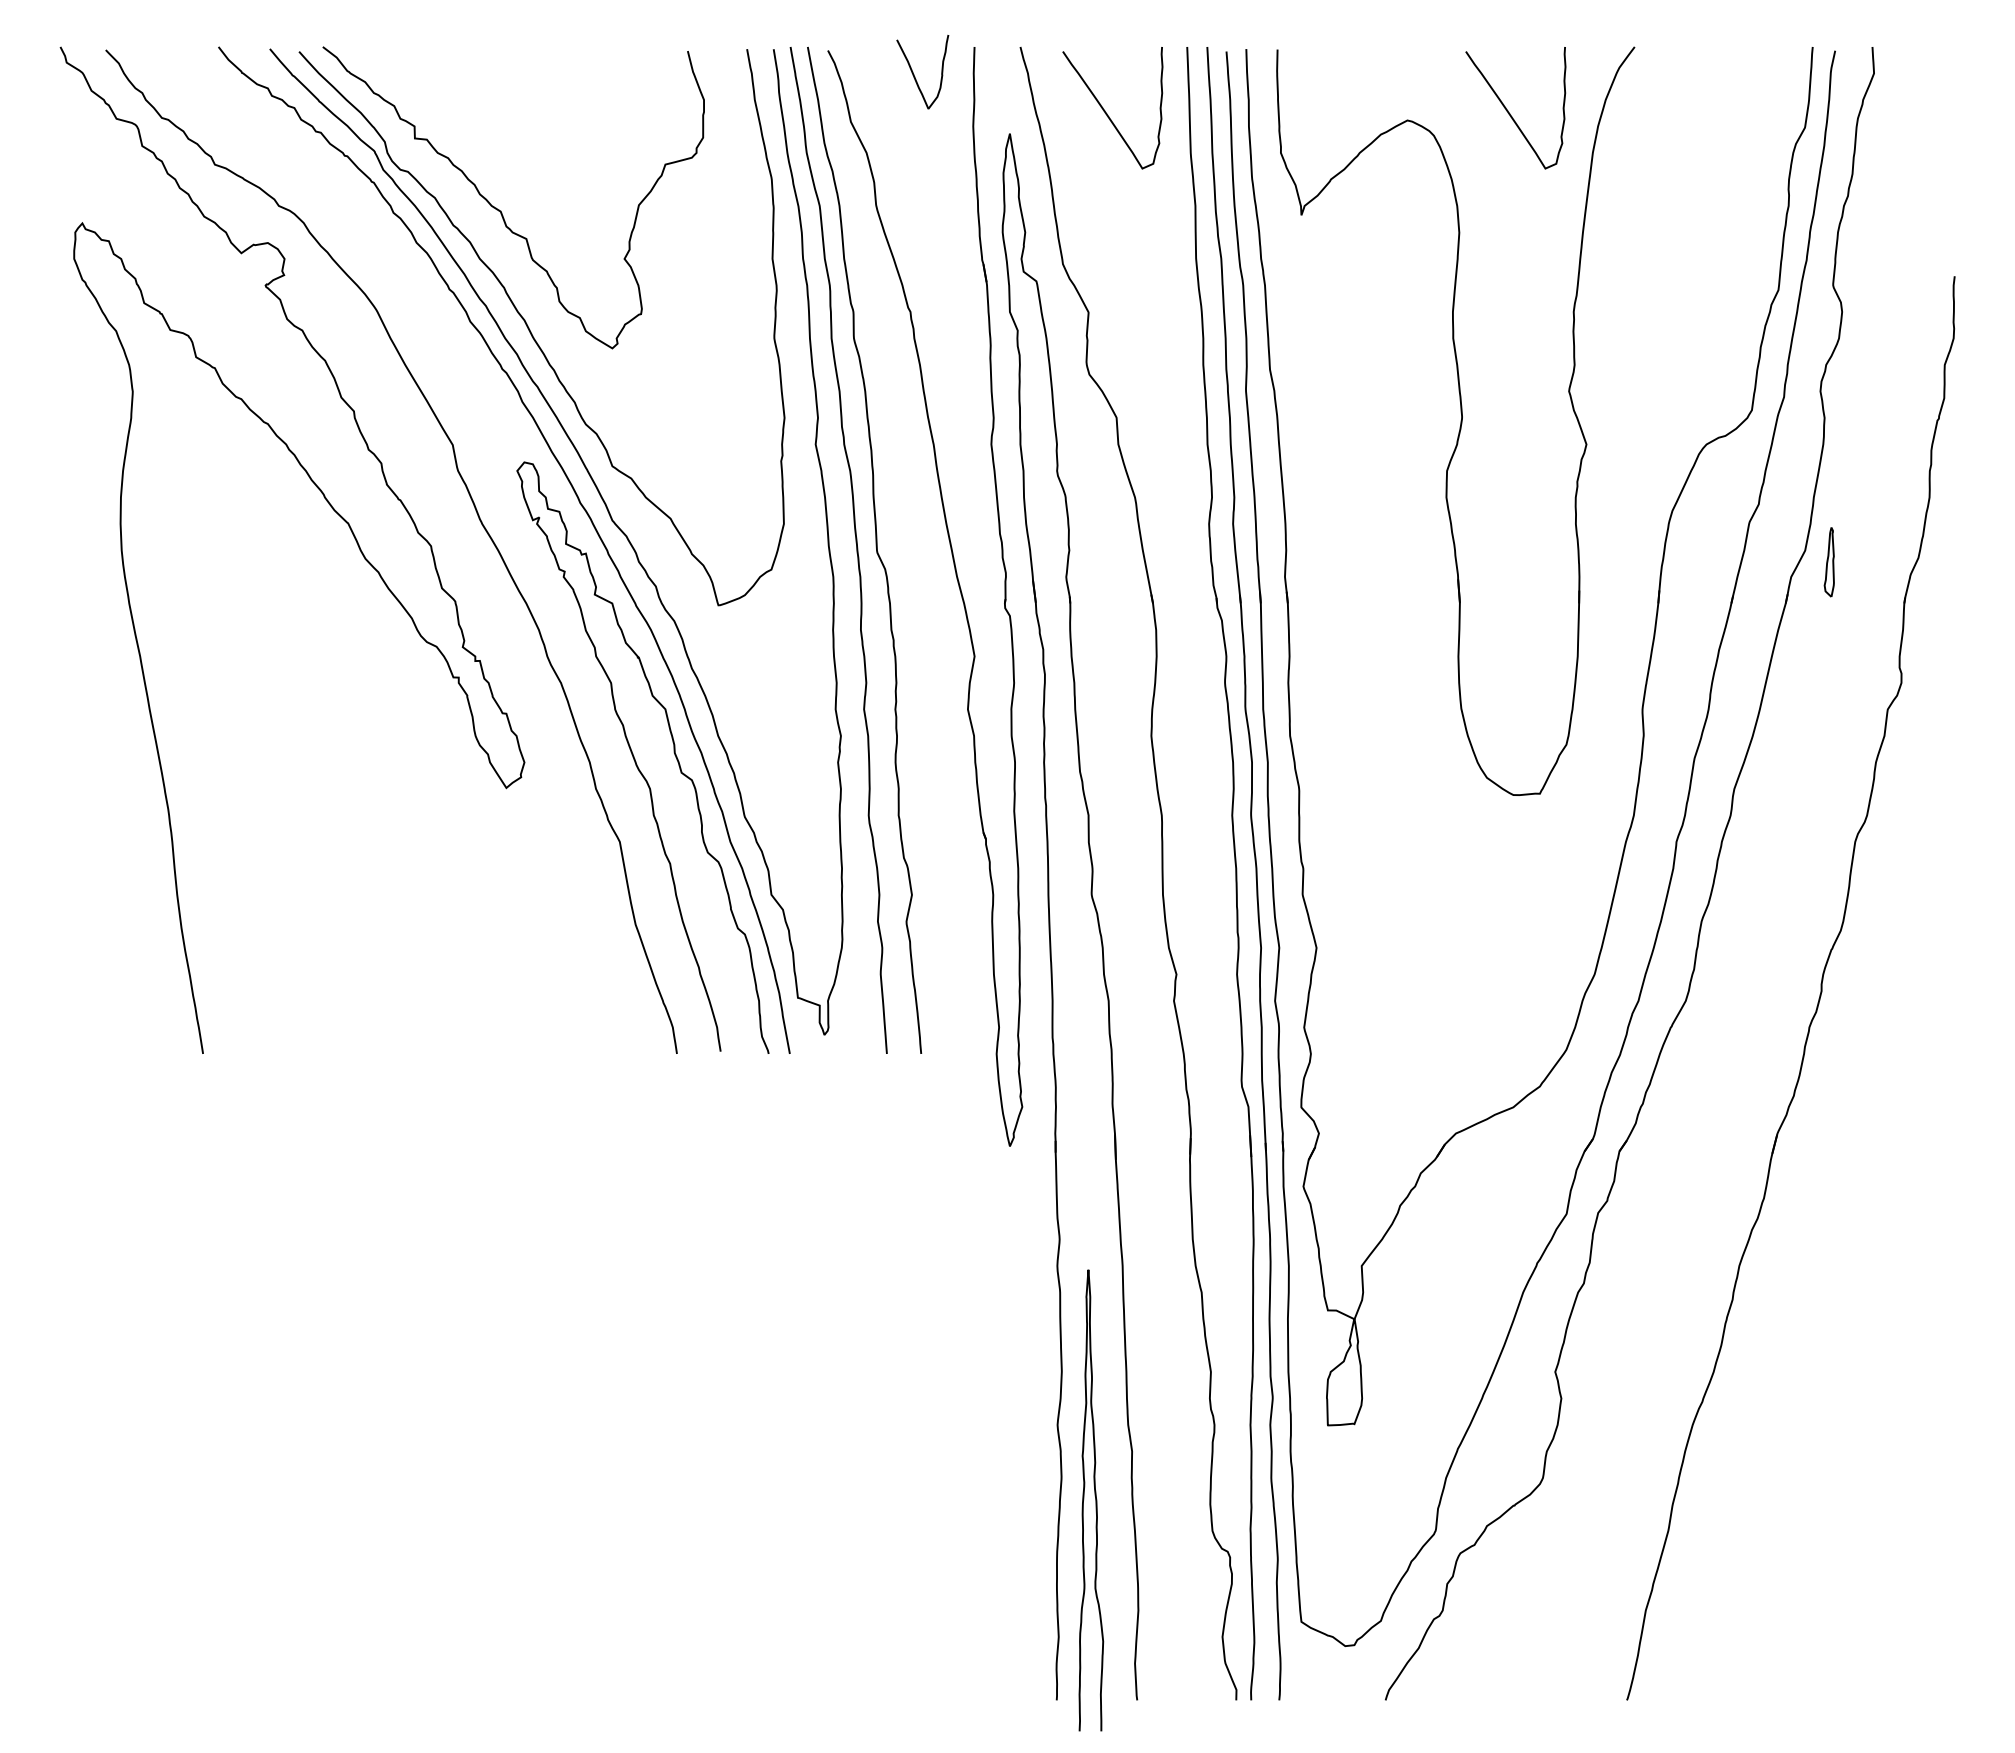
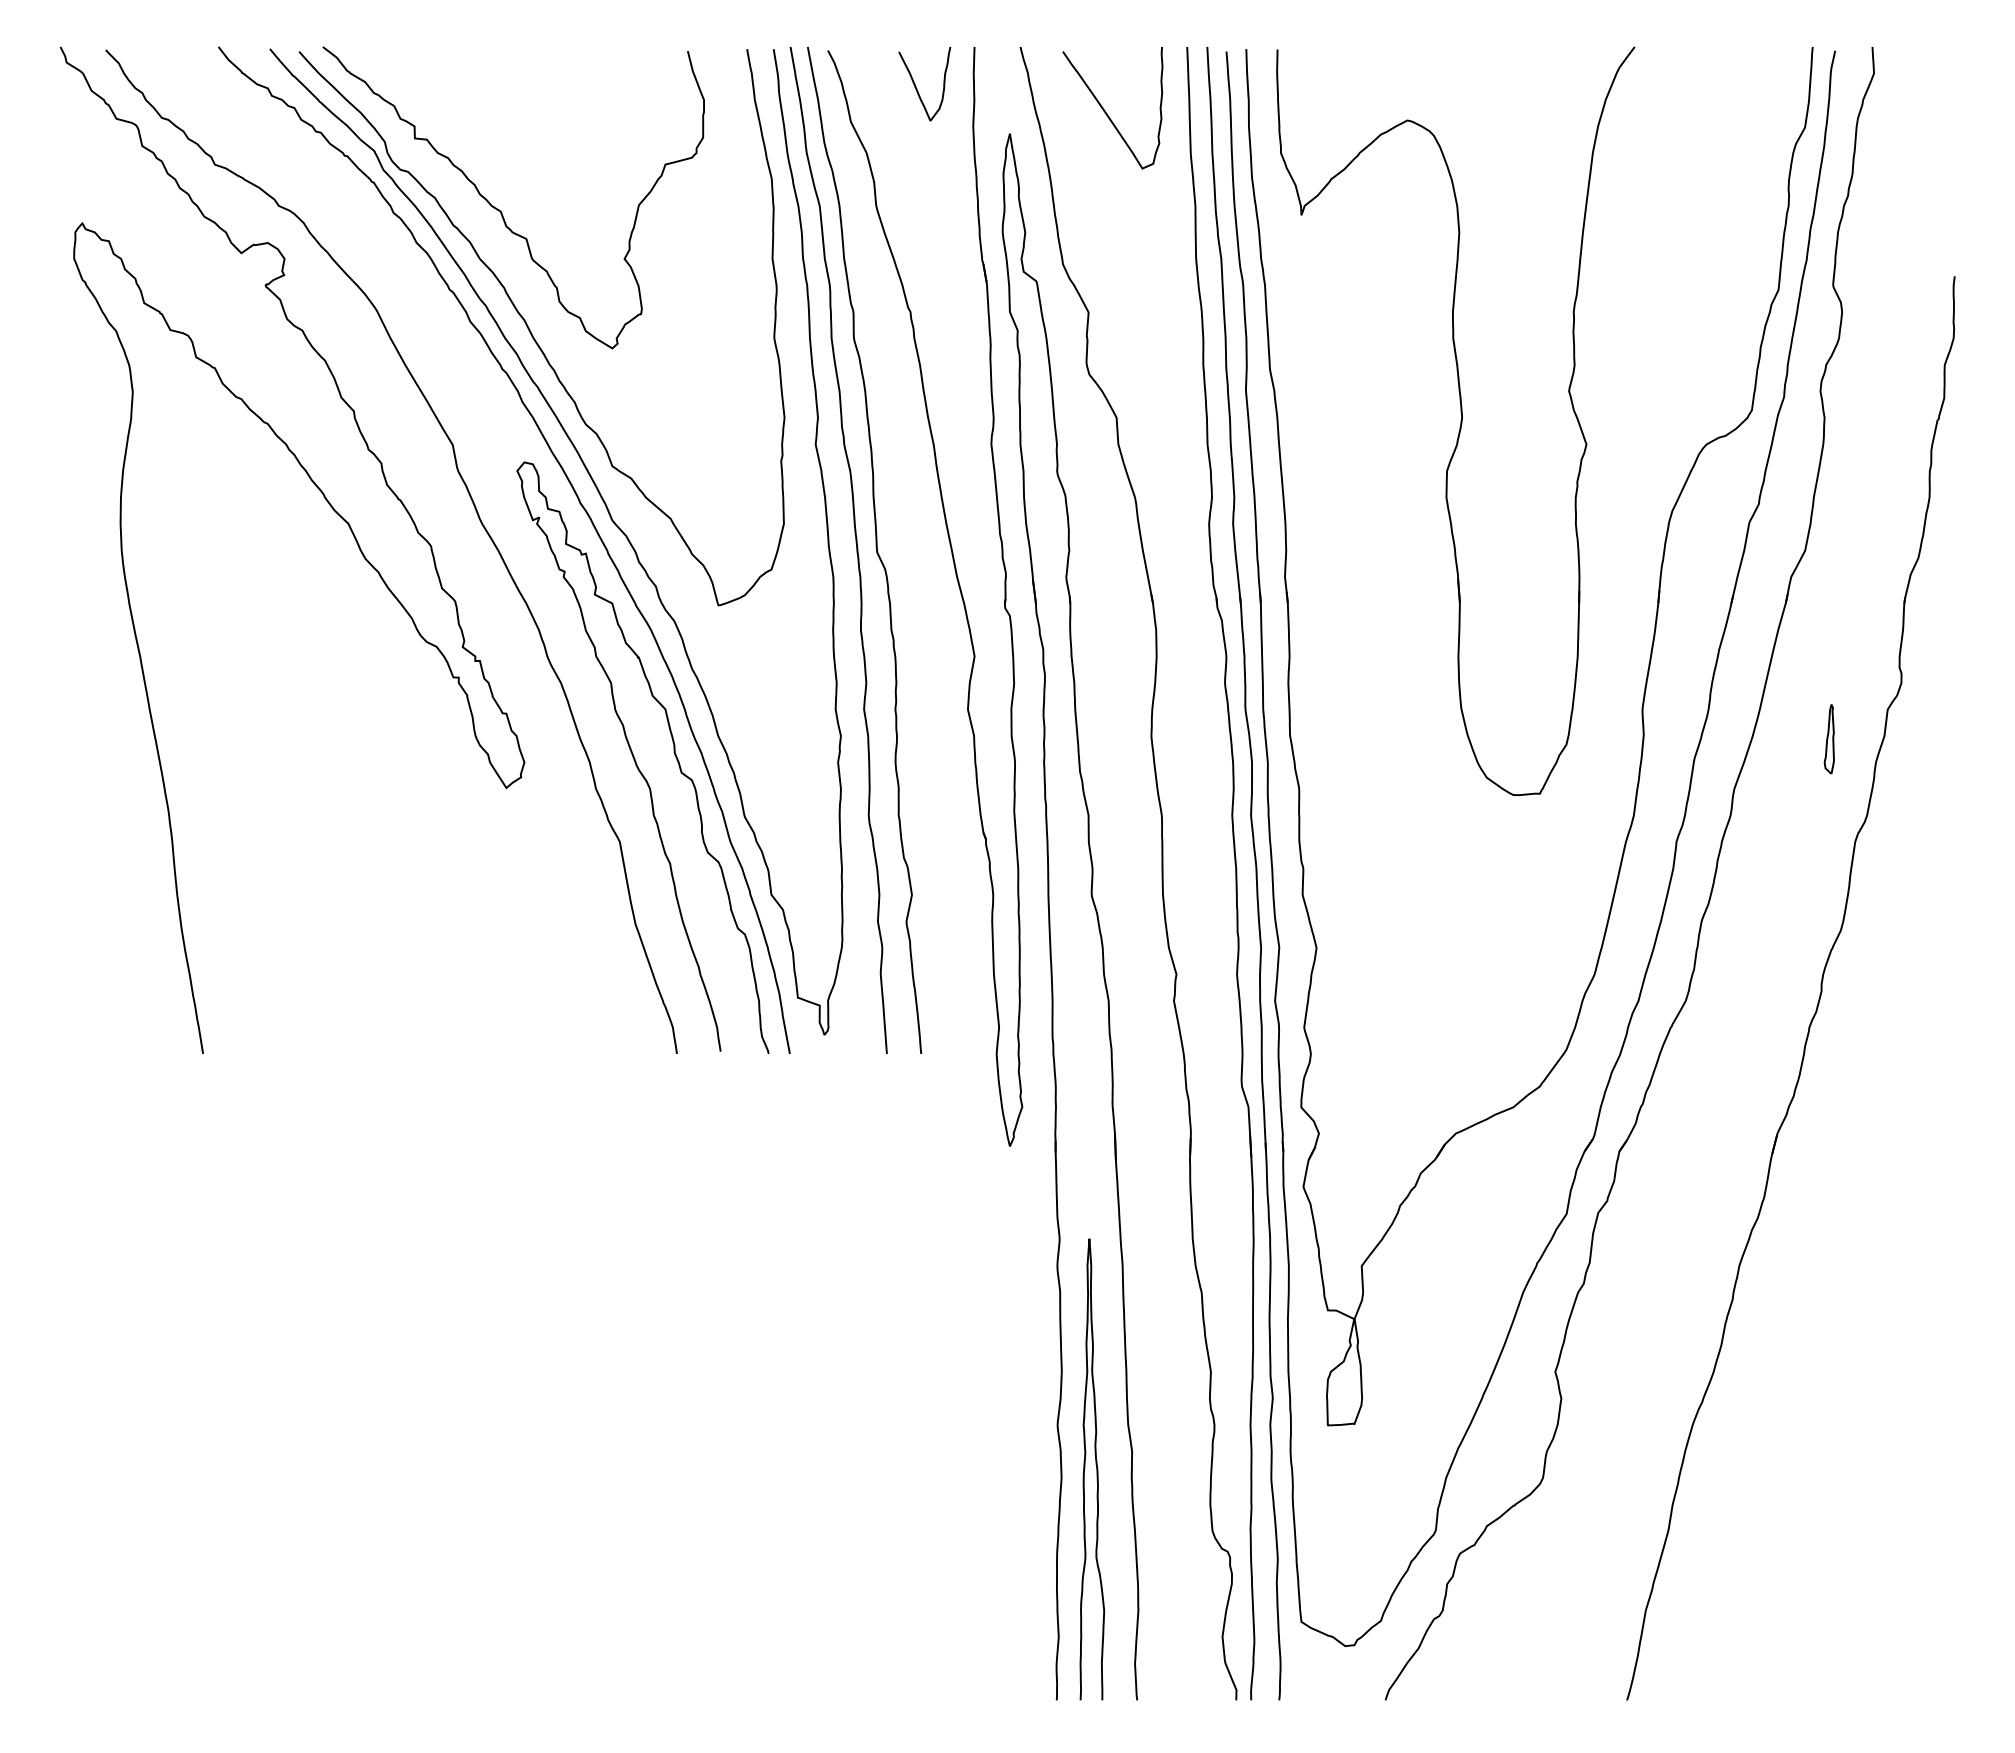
curve position: (915, 76) -> (917, 88) (917, 88)
curve: present -> none (1510, 113)
part position: (1828, 562) -> (1828, 739) (1828, 739)
curve position: (1095, 1500) -> (1096, 1469) (1096, 1469)
